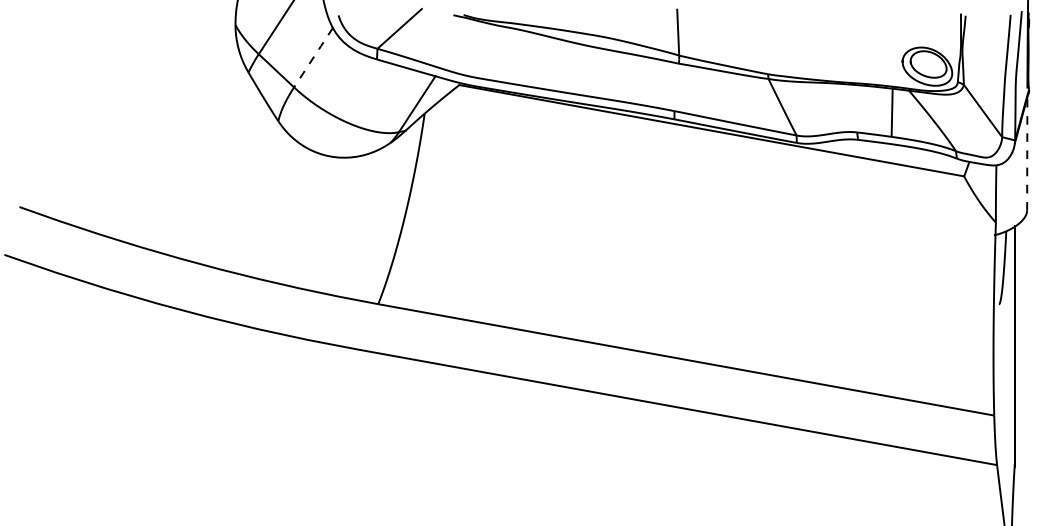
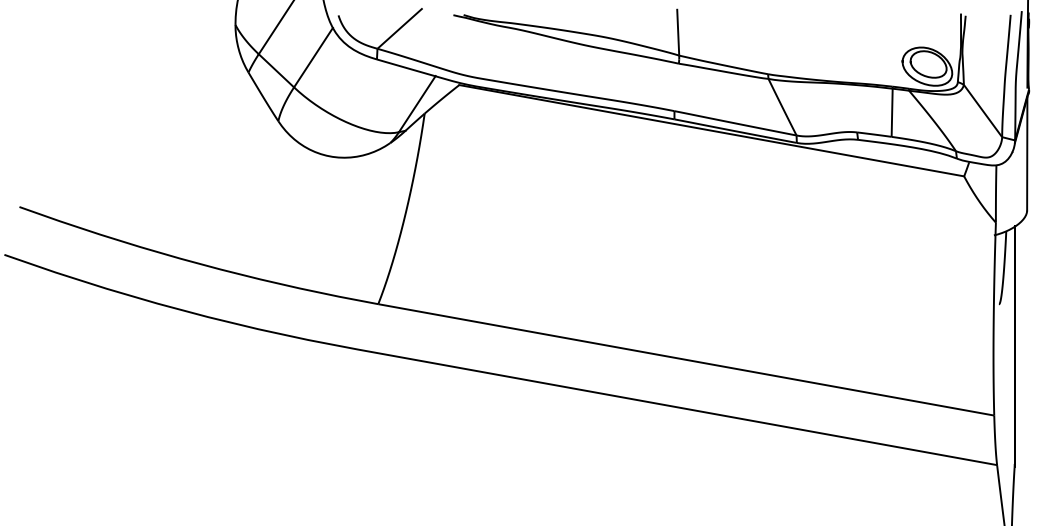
line: dashed -> solid (313, 57)
line: dashed -> solid (1027, 153)
